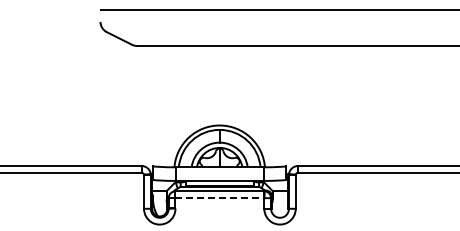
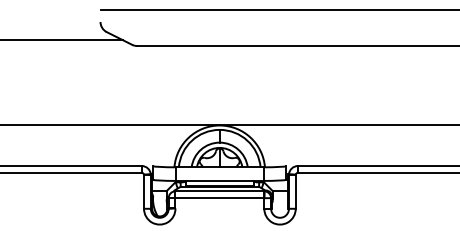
line: none -> present (62, 40)
line: none -> present (229, 125)
line: dashed -> solid (220, 198)
